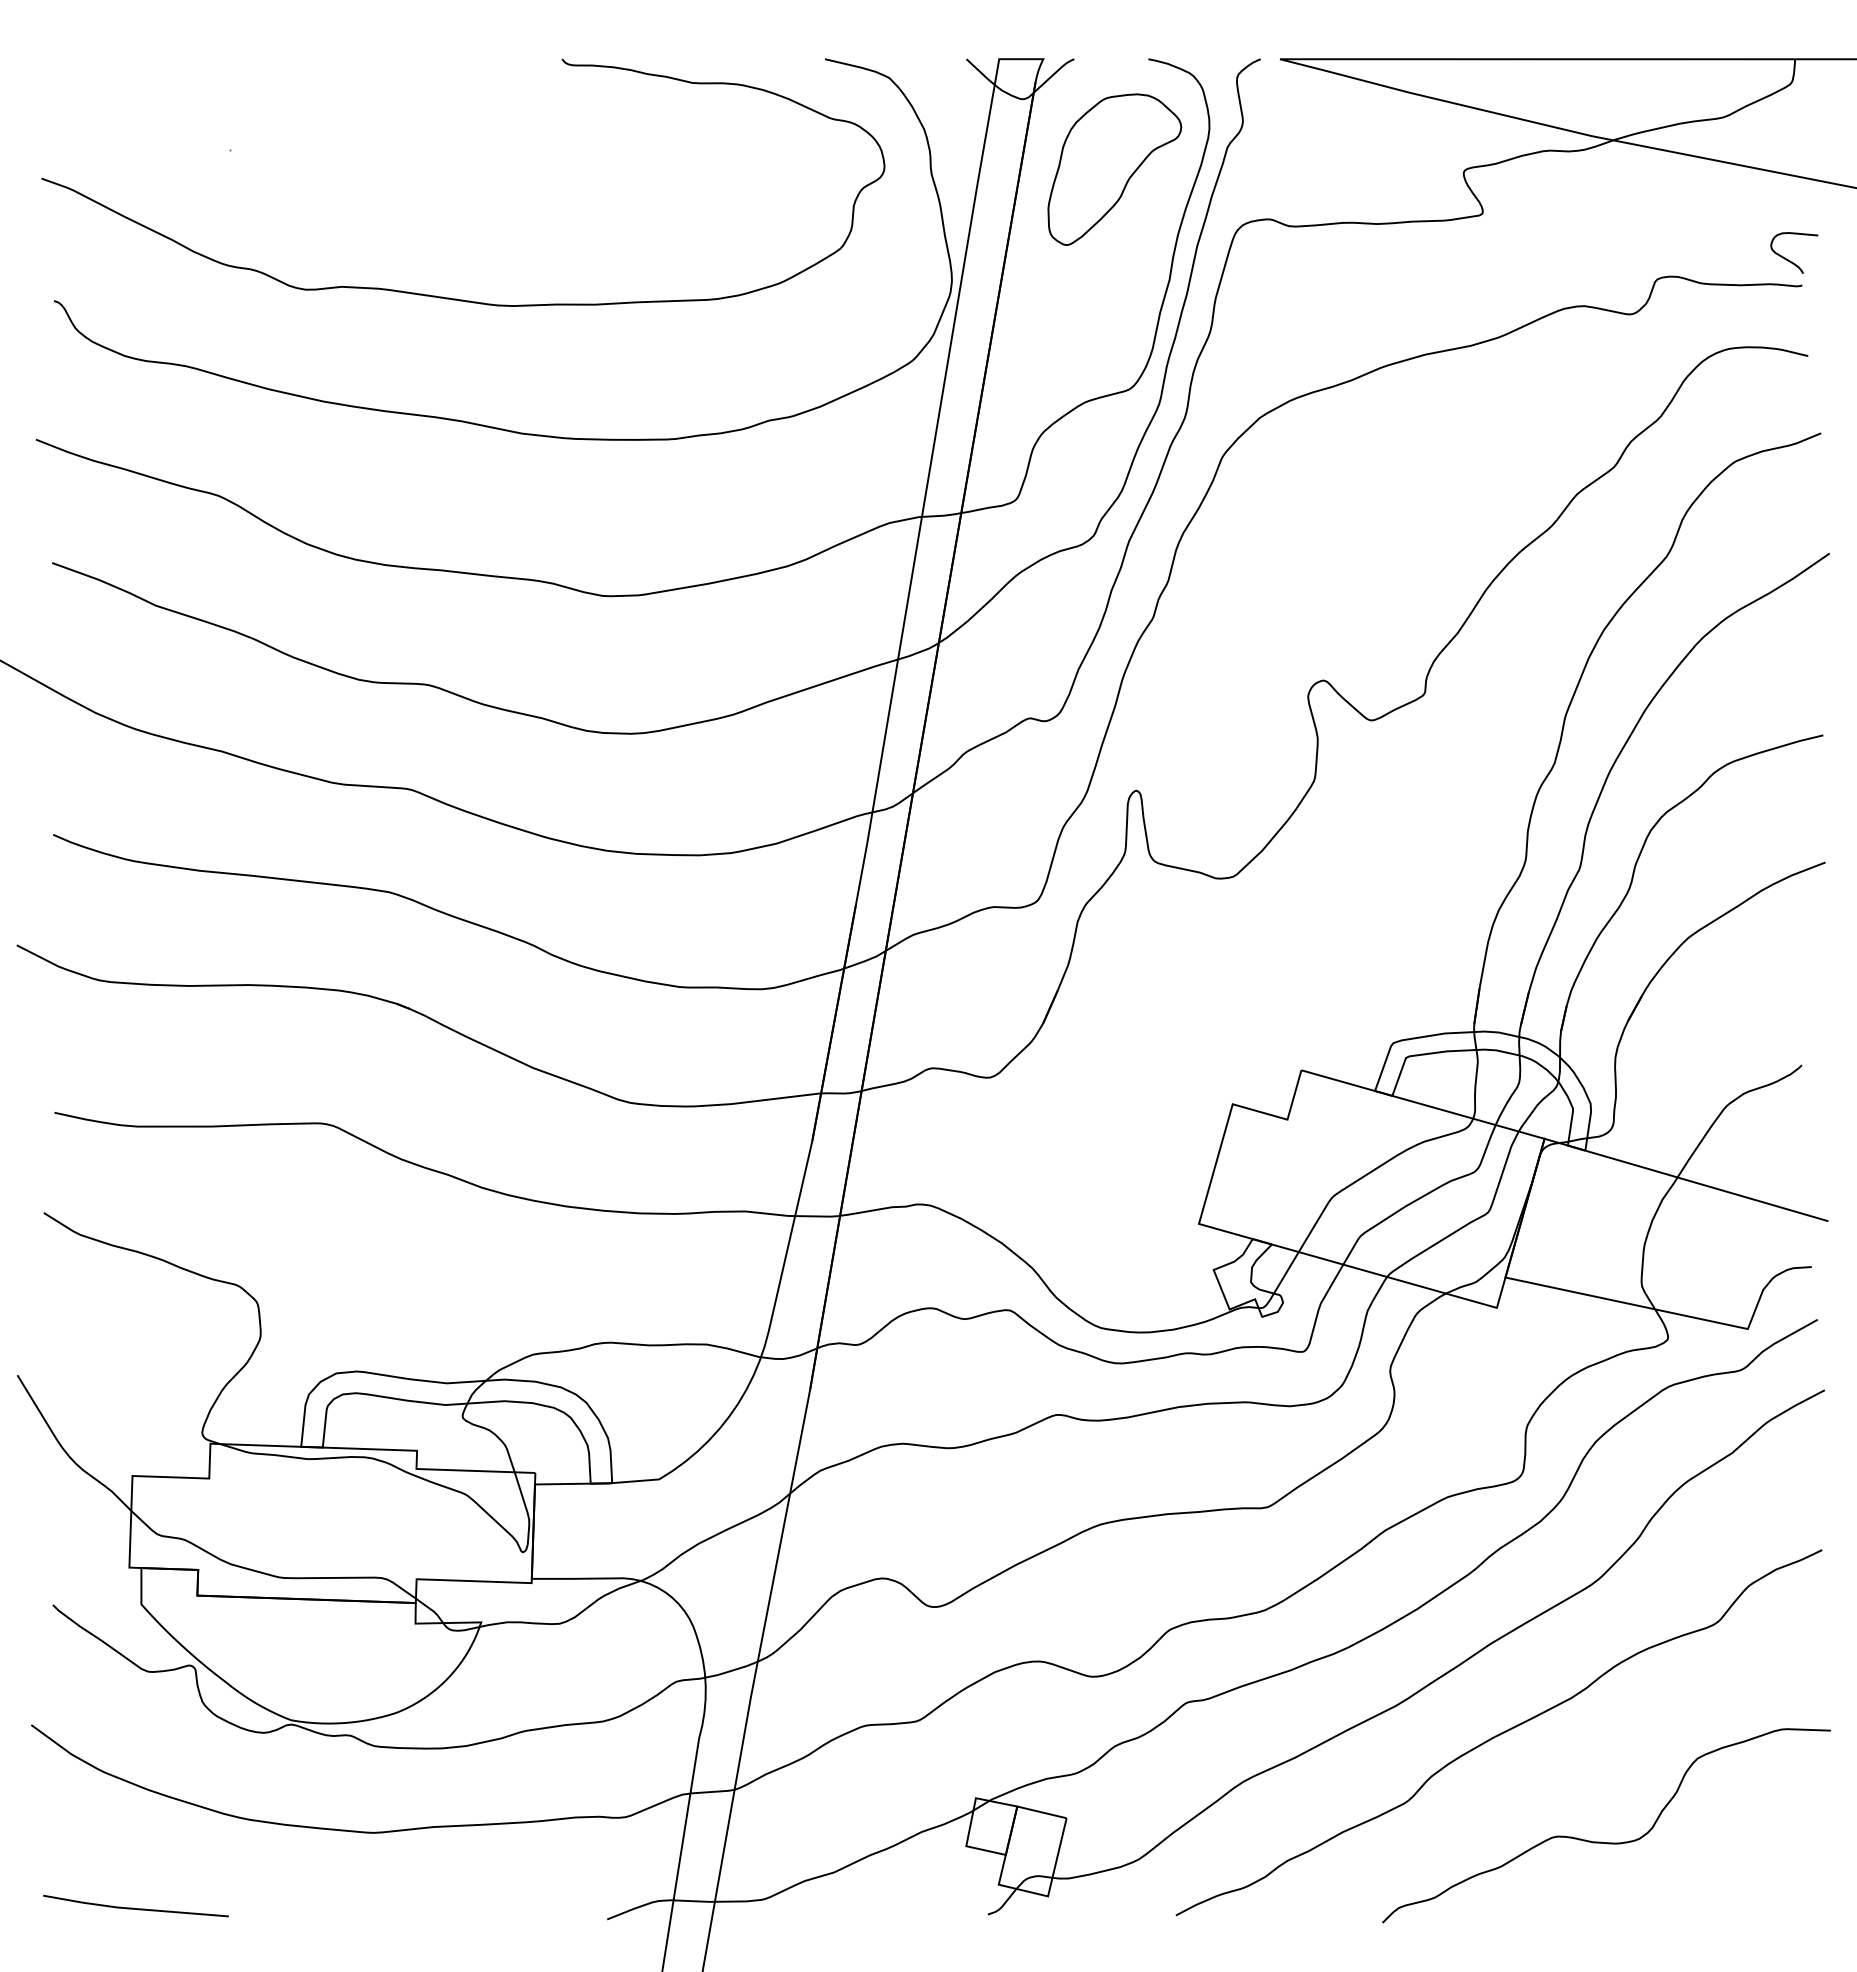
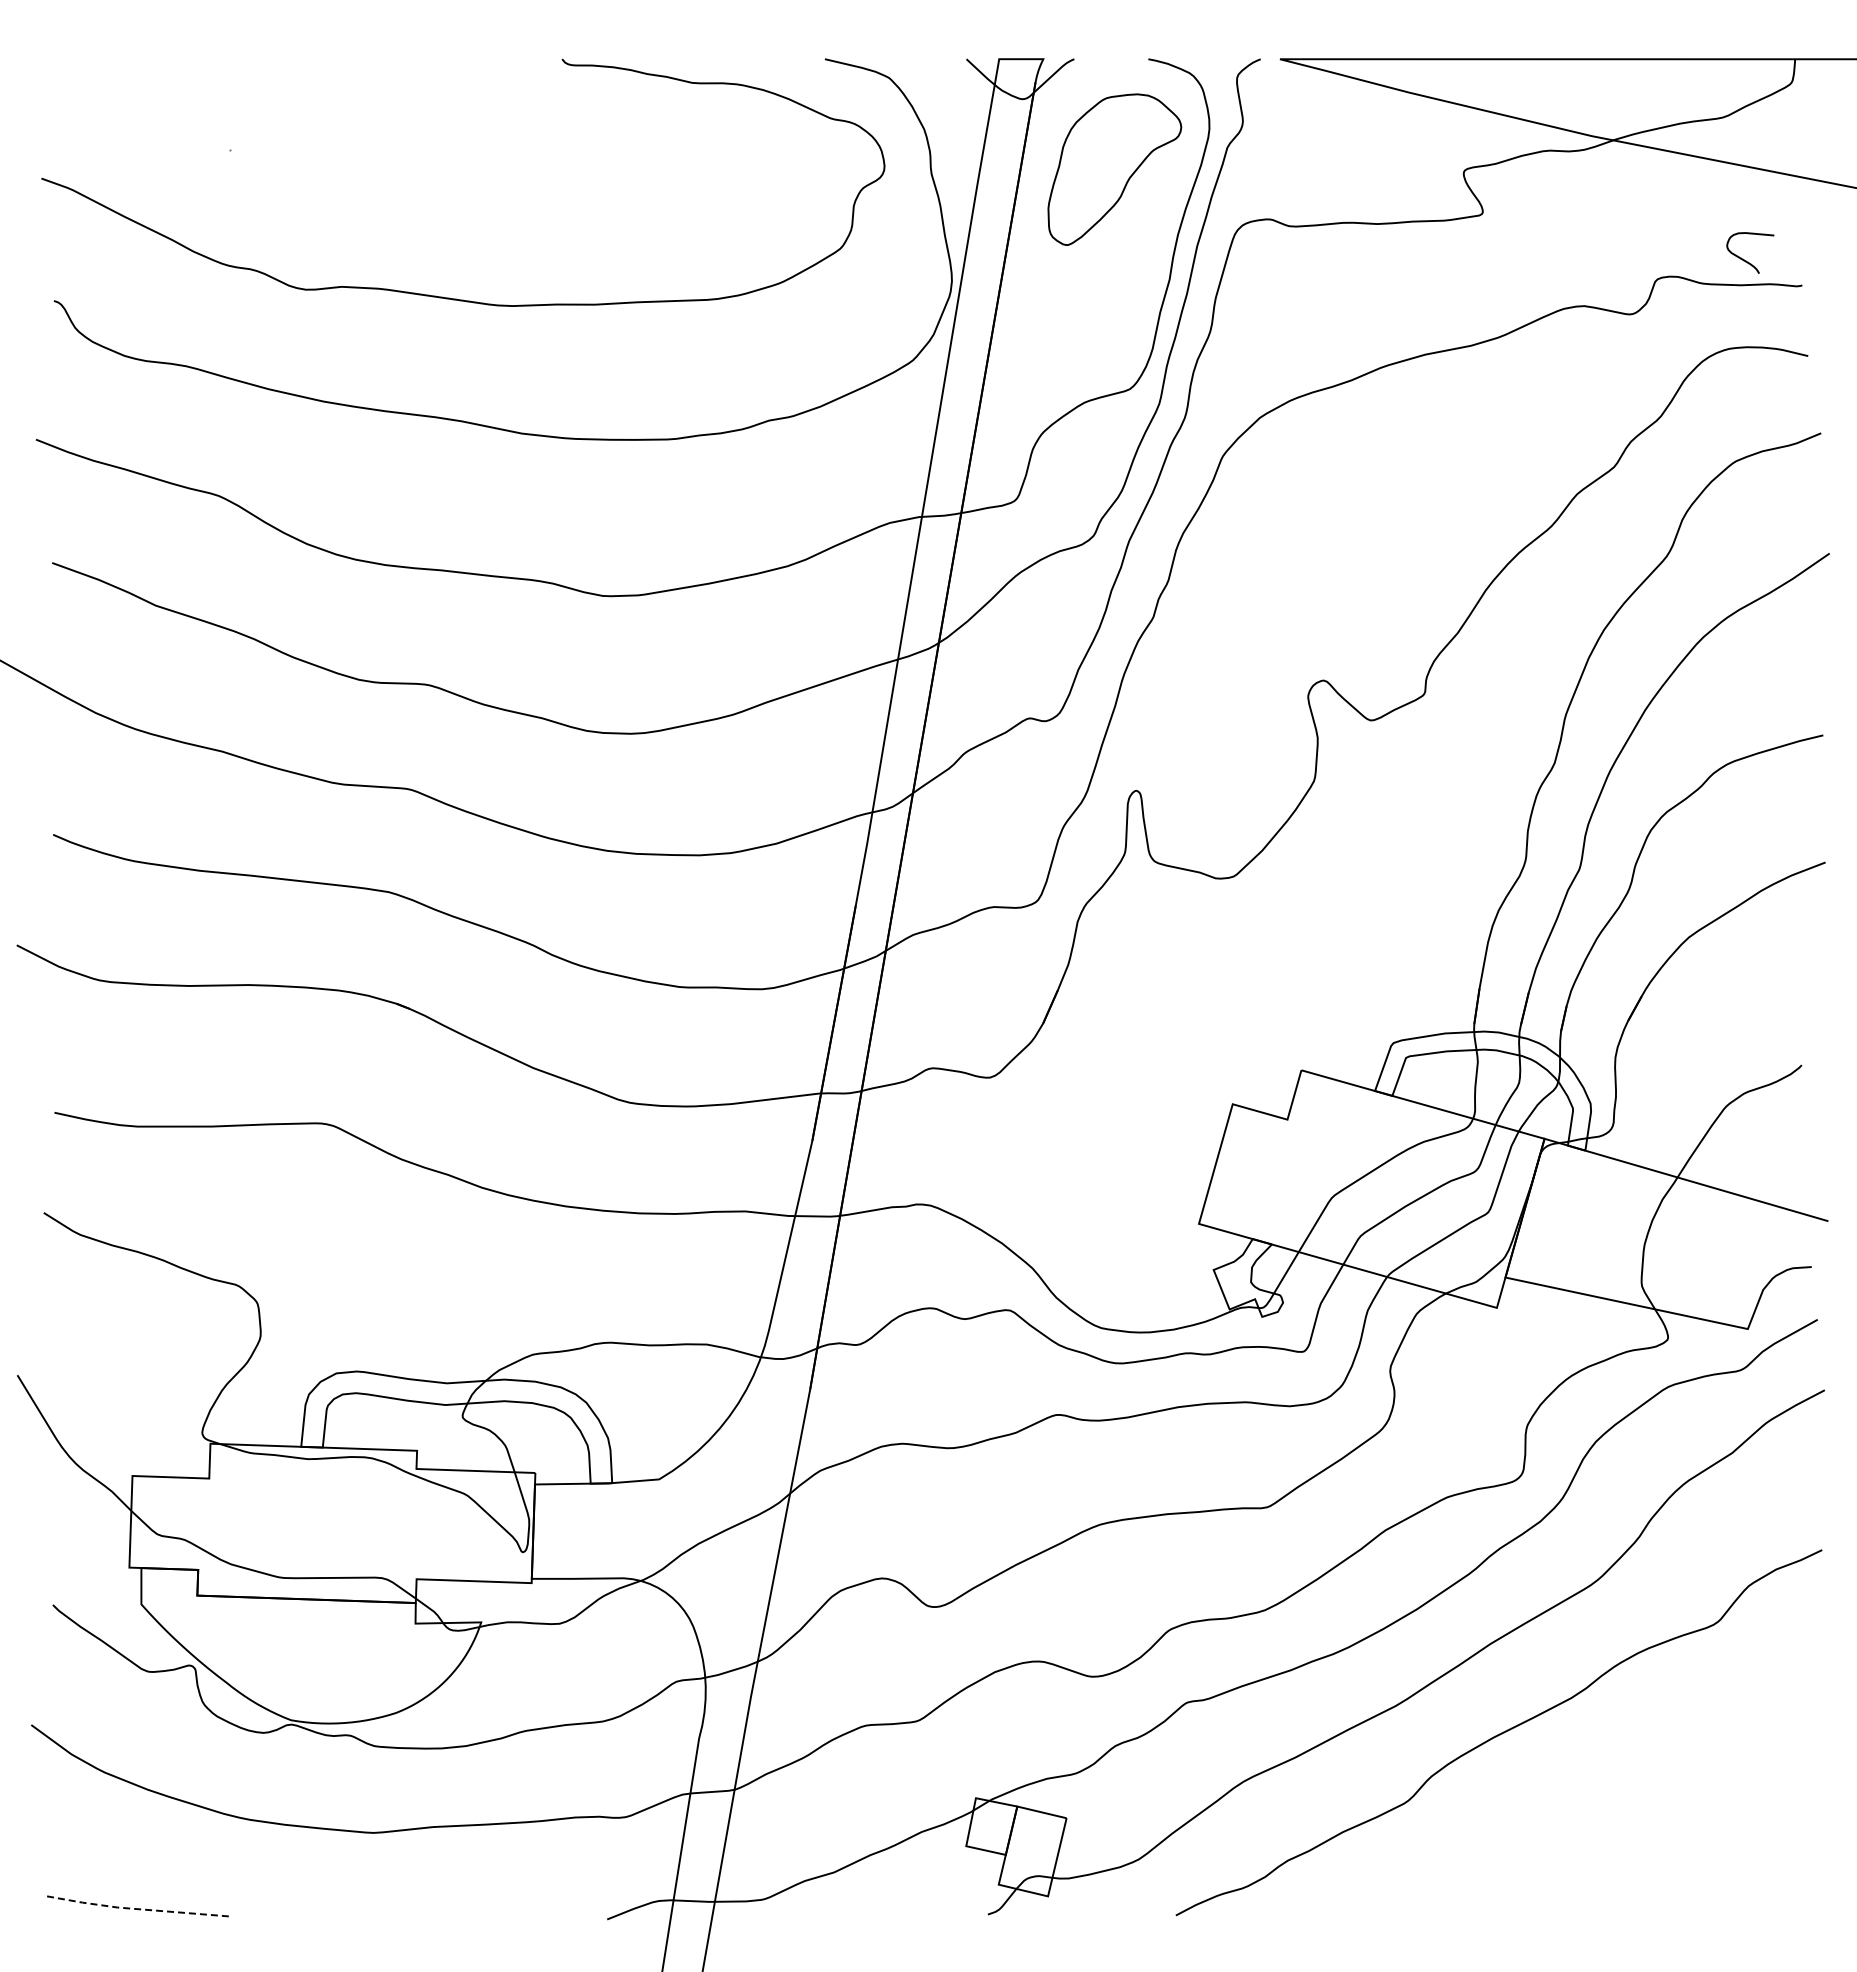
curve position: (1790, 260) -> (1746, 260) (1746, 260)
curve: present -> none (1601, 1841)
line: solid -> dashed (133, 1908)
